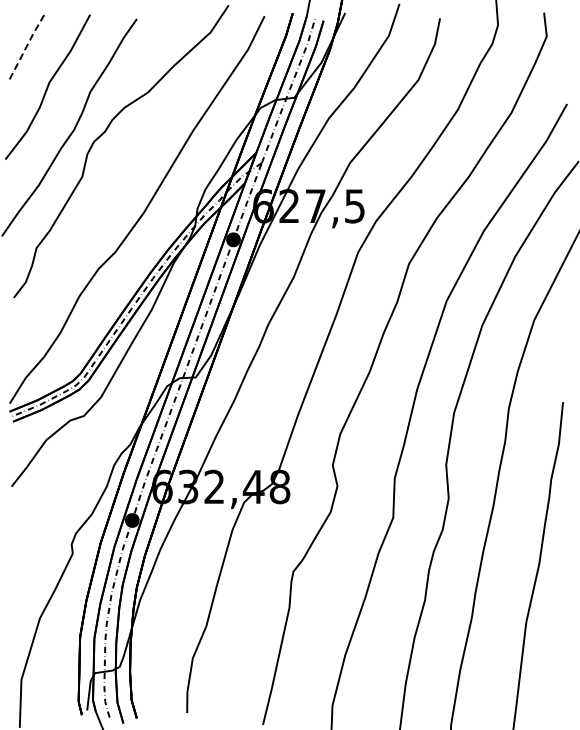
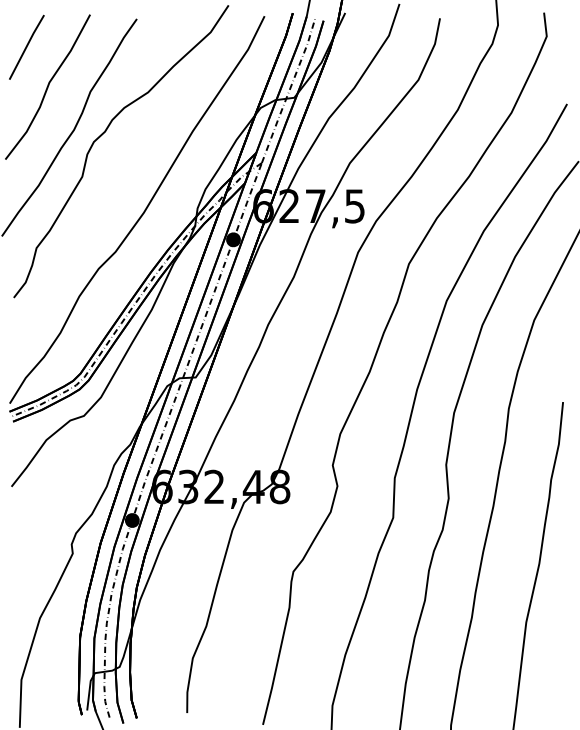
line: dashed -> solid (26, 46)
